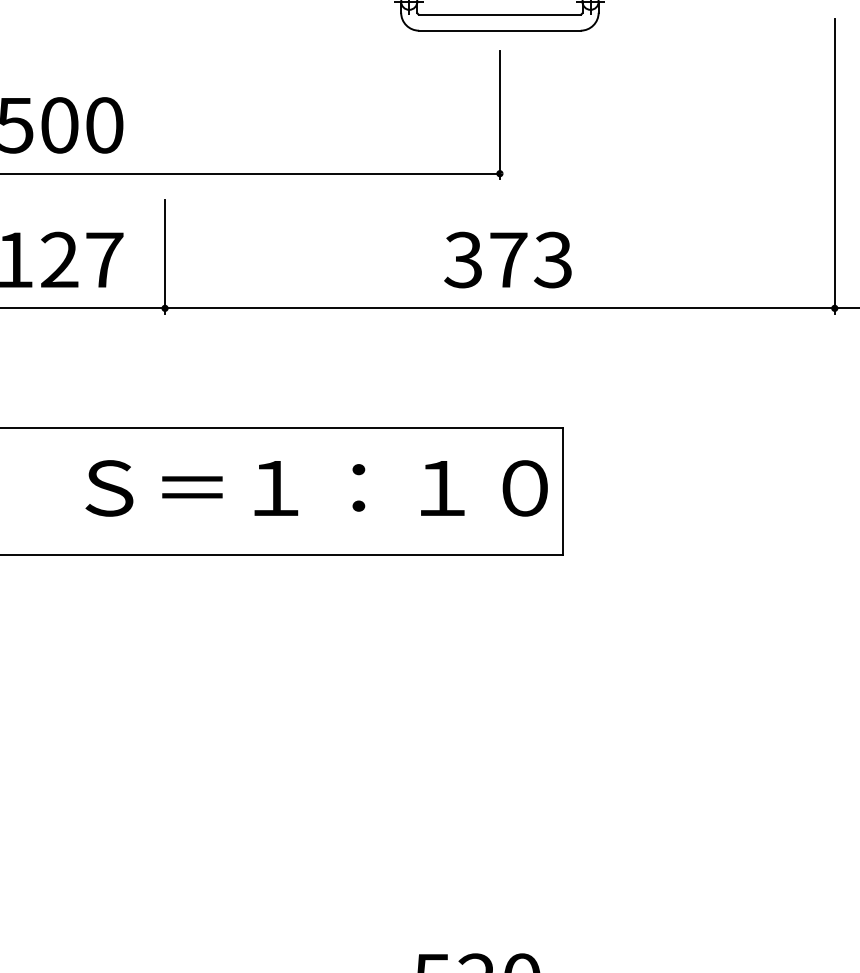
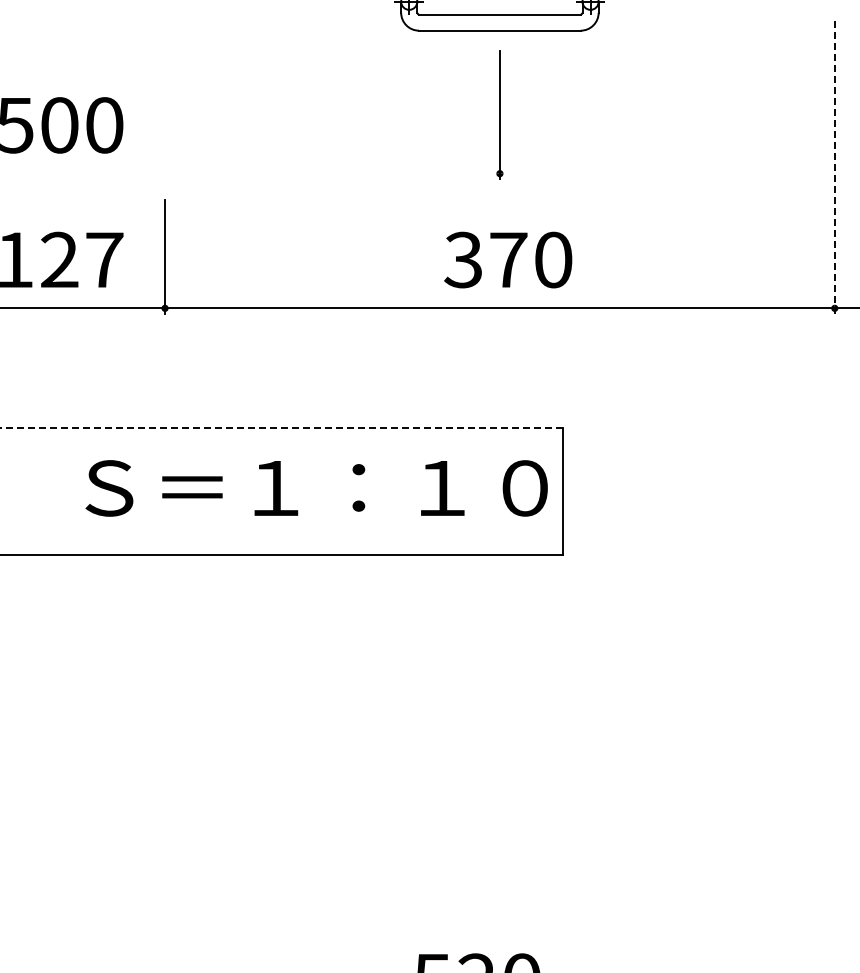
line: solid -> dashed (834, 165)
line: present -> none (250, 173)
text: 373 -> 370 (553, 259)
line: solid -> dashed (281, 428)
